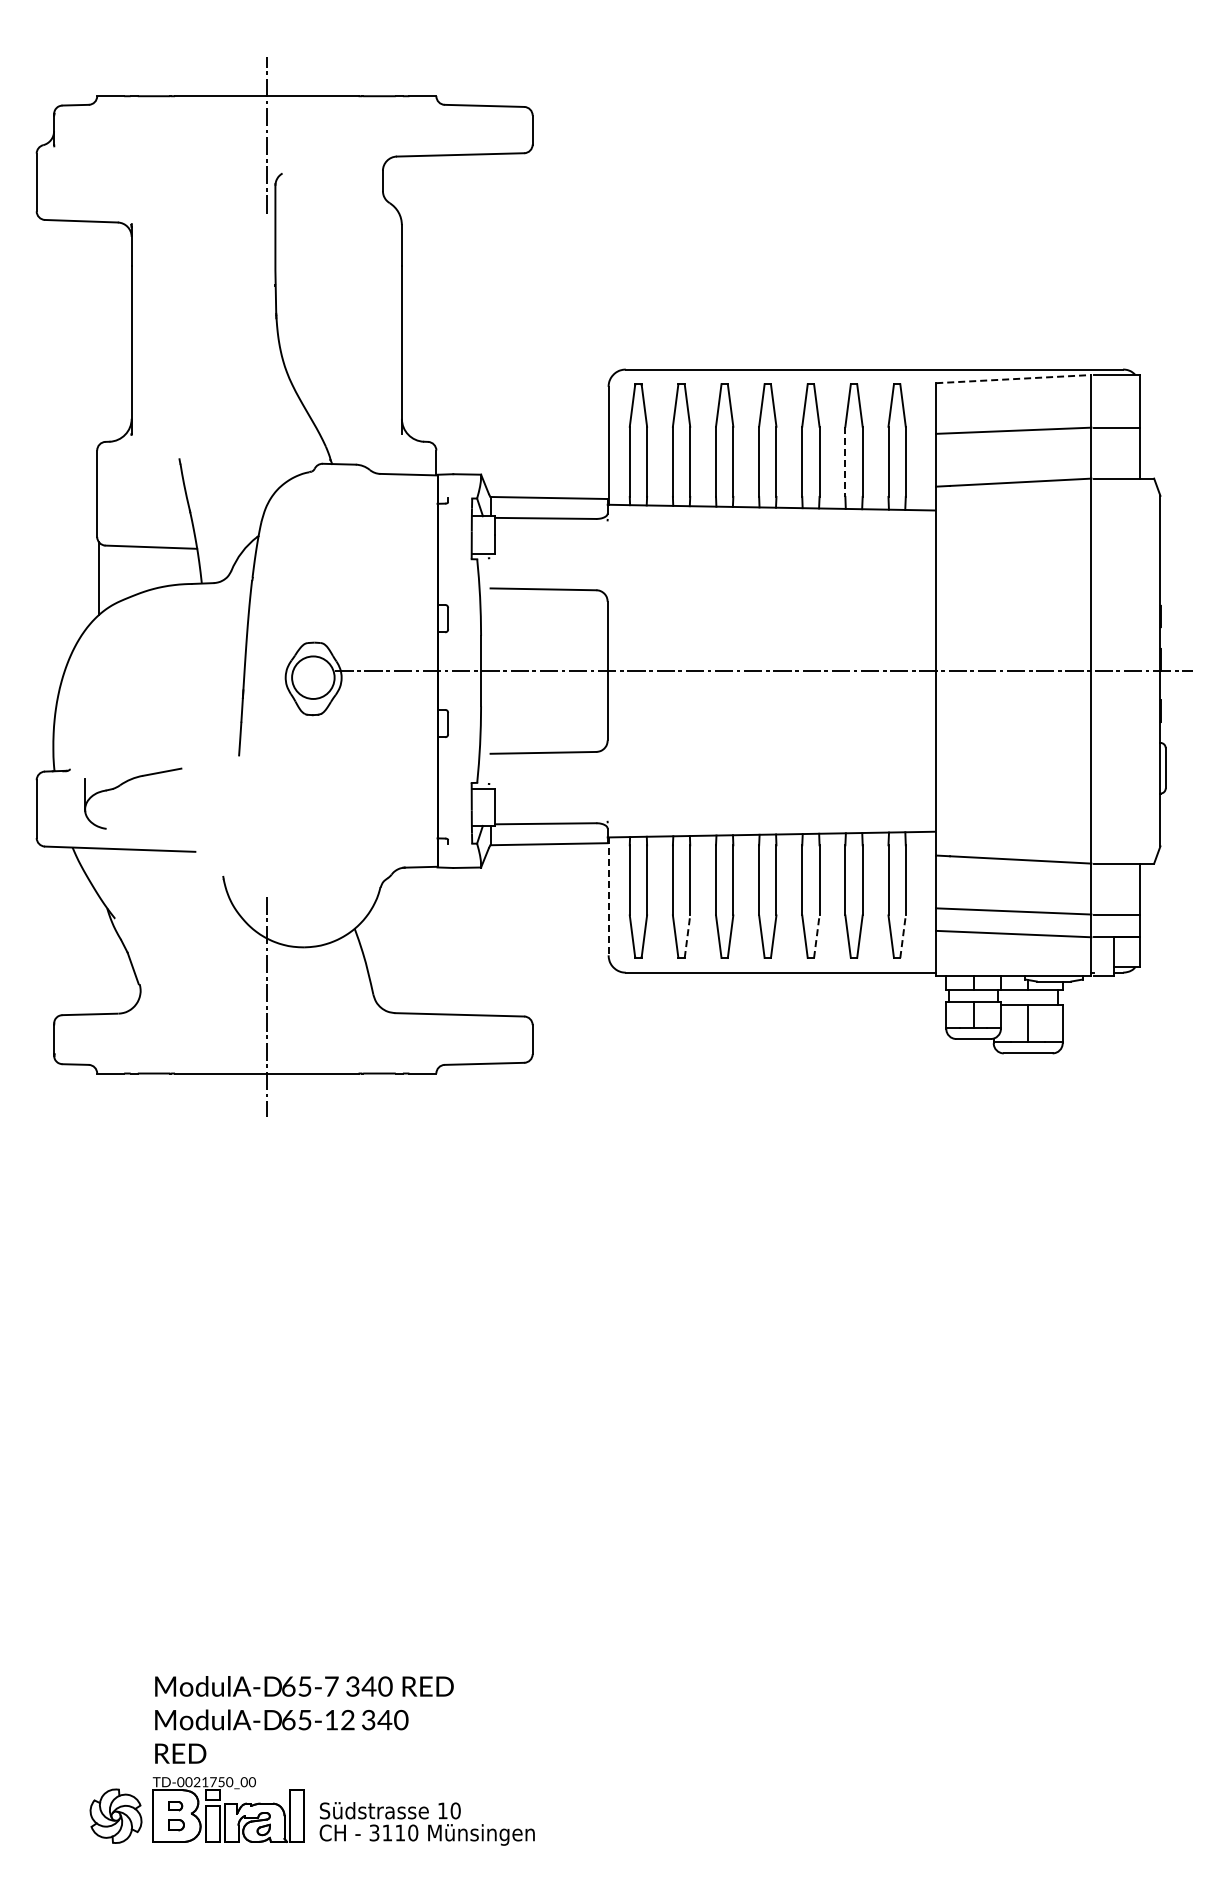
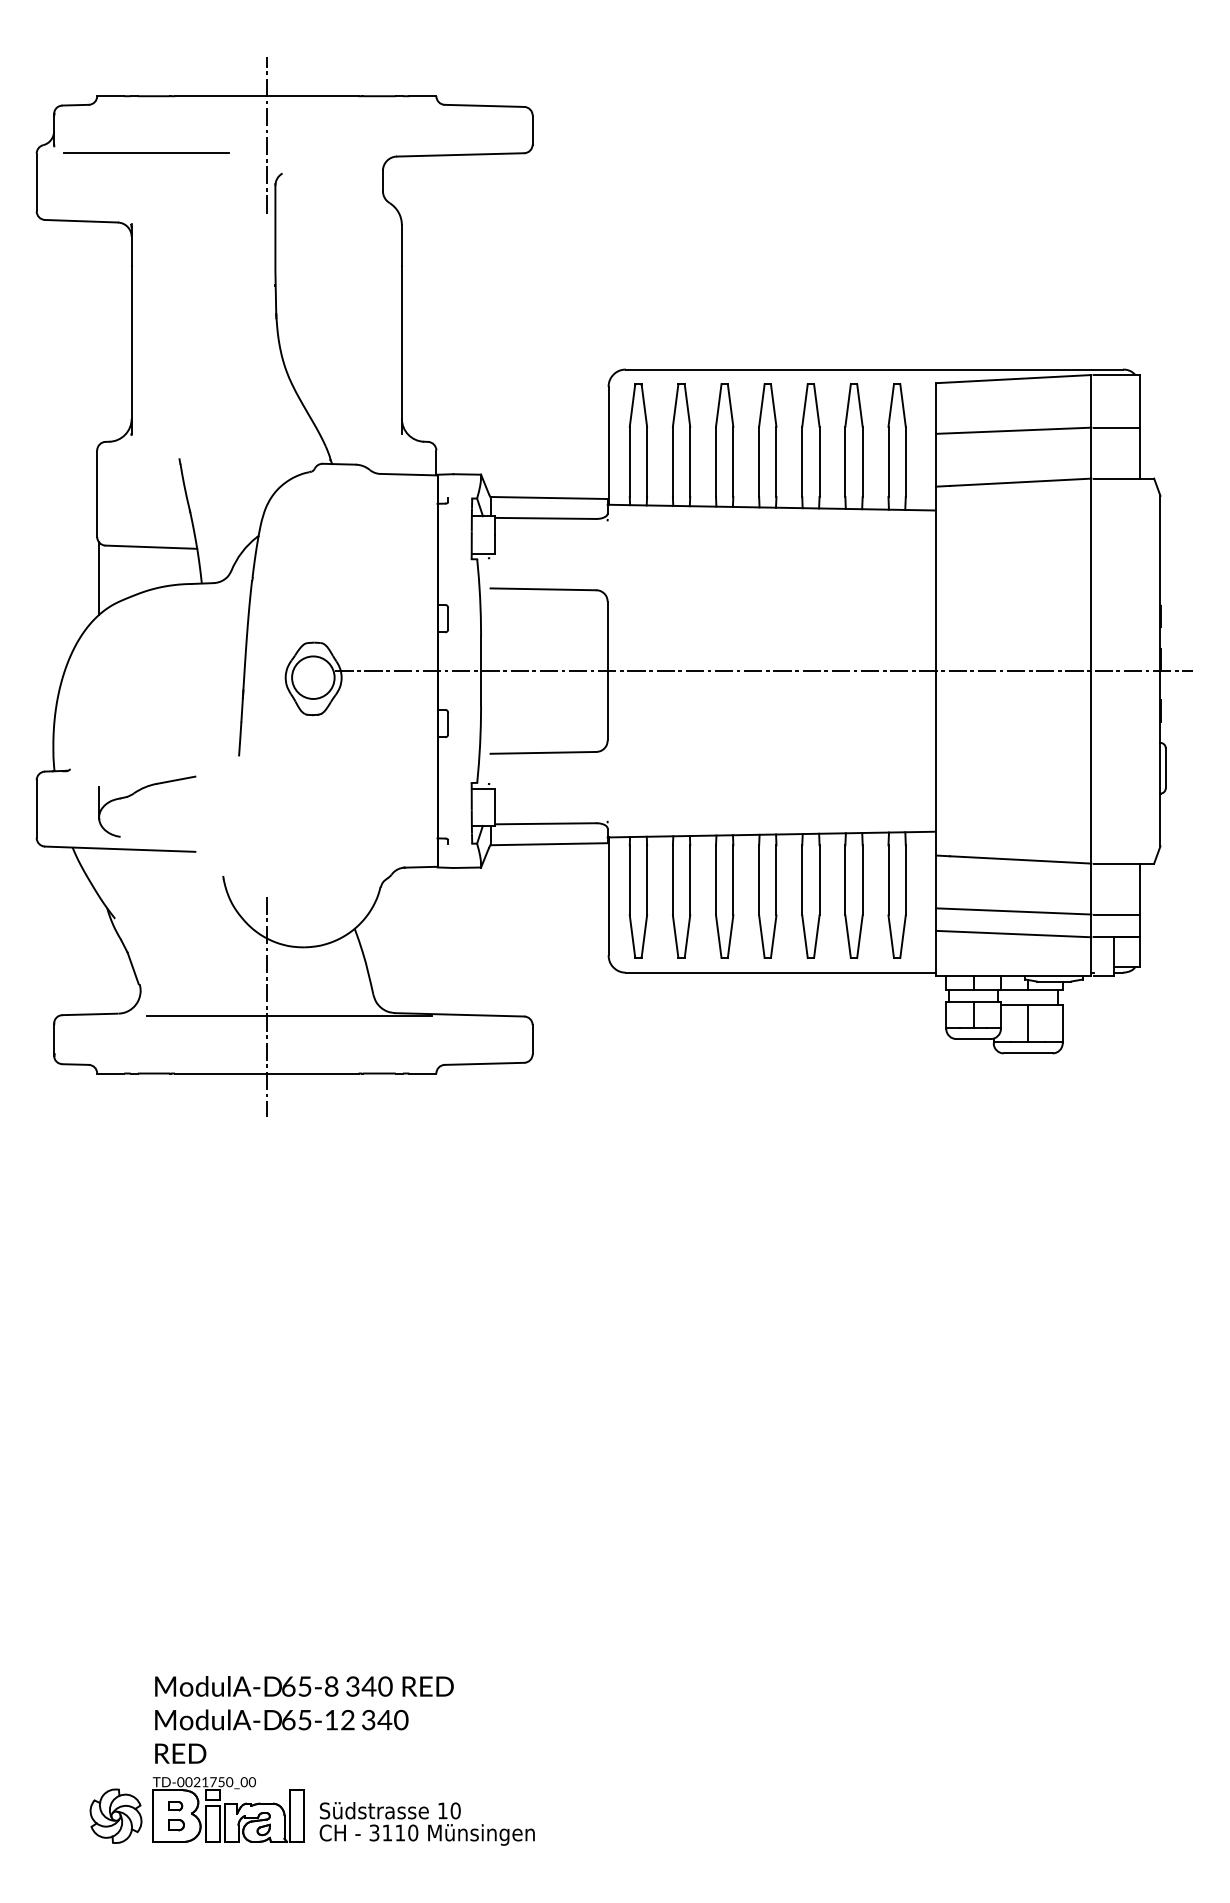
line: none -> present (146, 153)
line: dashed -> solid (1013, 379)
line: dashed -> solid (845, 462)
part position: (125, 783) -> (139, 791) (139, 791)
line: dashed -> solid (608, 896)
line: dashed -> solid (687, 936)
line: dashed -> solid (816, 936)
line: dashed -> solid (903, 936)
line: none -> present (289, 1016)
text: 65-7 -> 65-8 (331, 1686)
